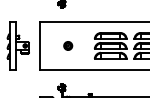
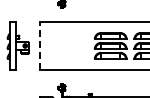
line: solid -> dashed (40, 45)
part: present -> none (68, 45)
